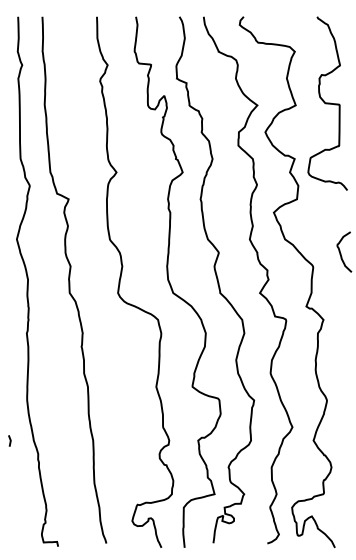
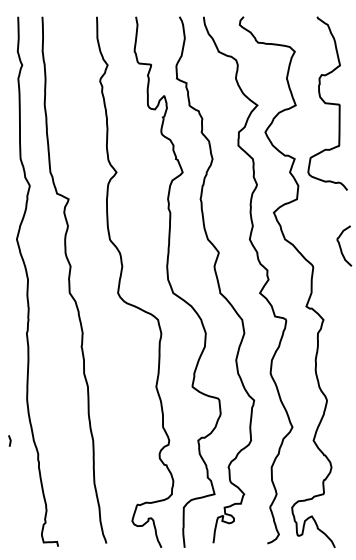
curve position: (341, 253) -> (341, 247) (341, 247)
